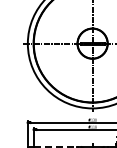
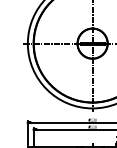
line: dashed -> solid (55, 146)
